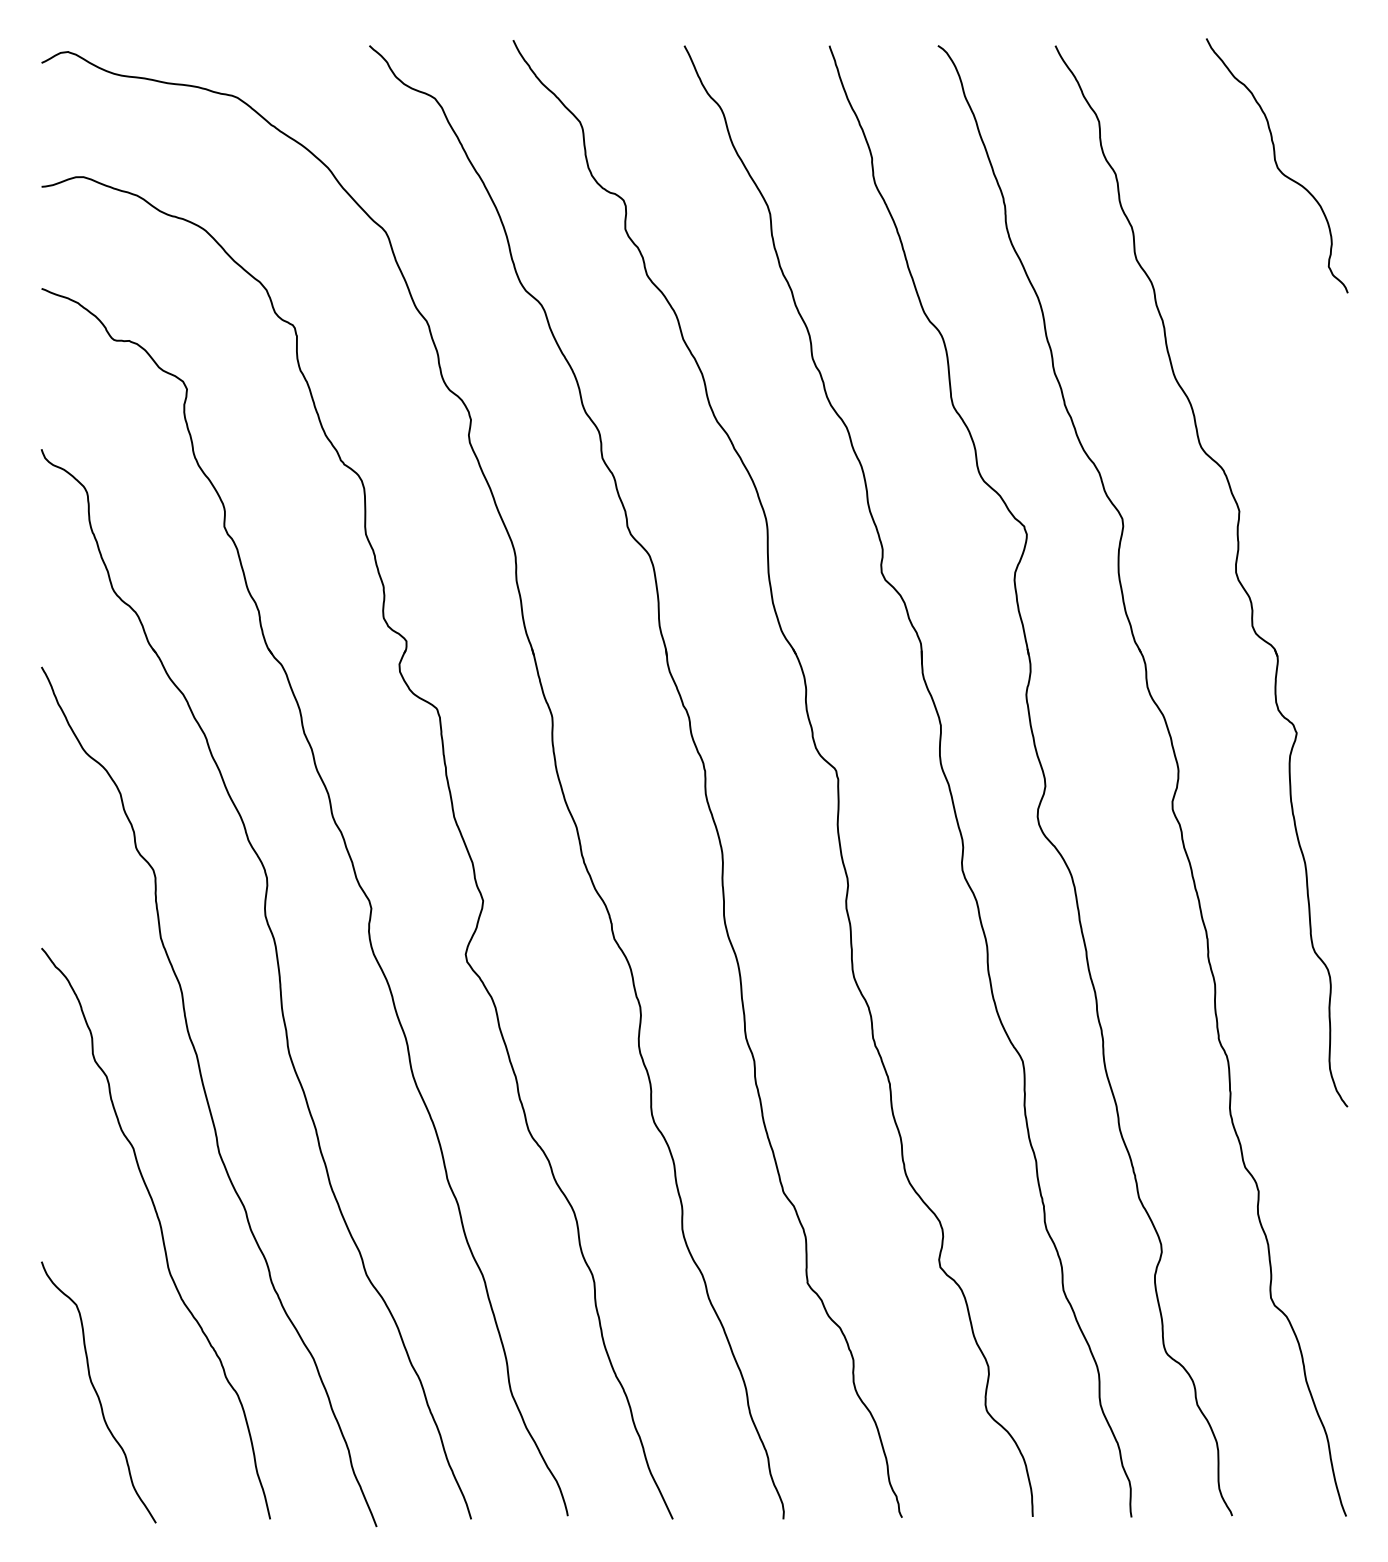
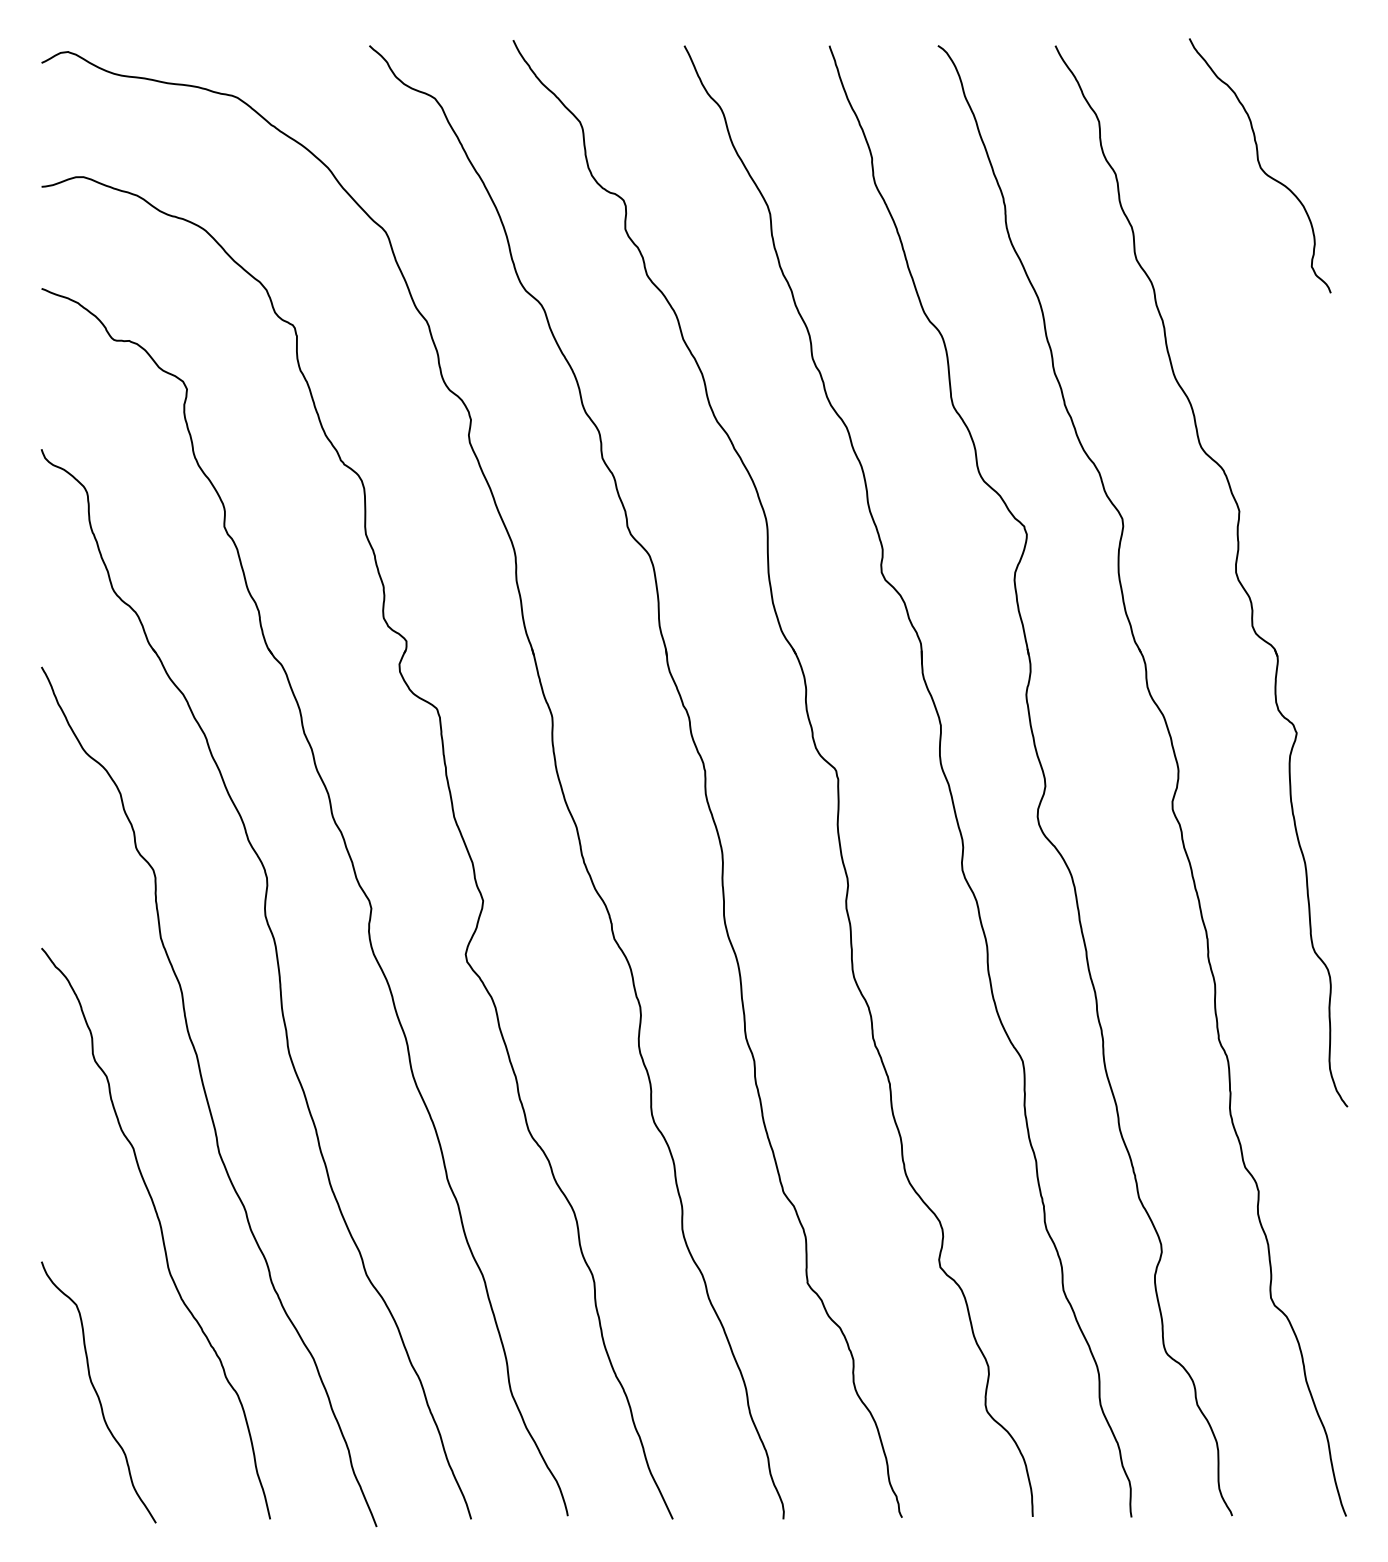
curve position: (1277, 165) -> (1260, 165) (1260, 165)
